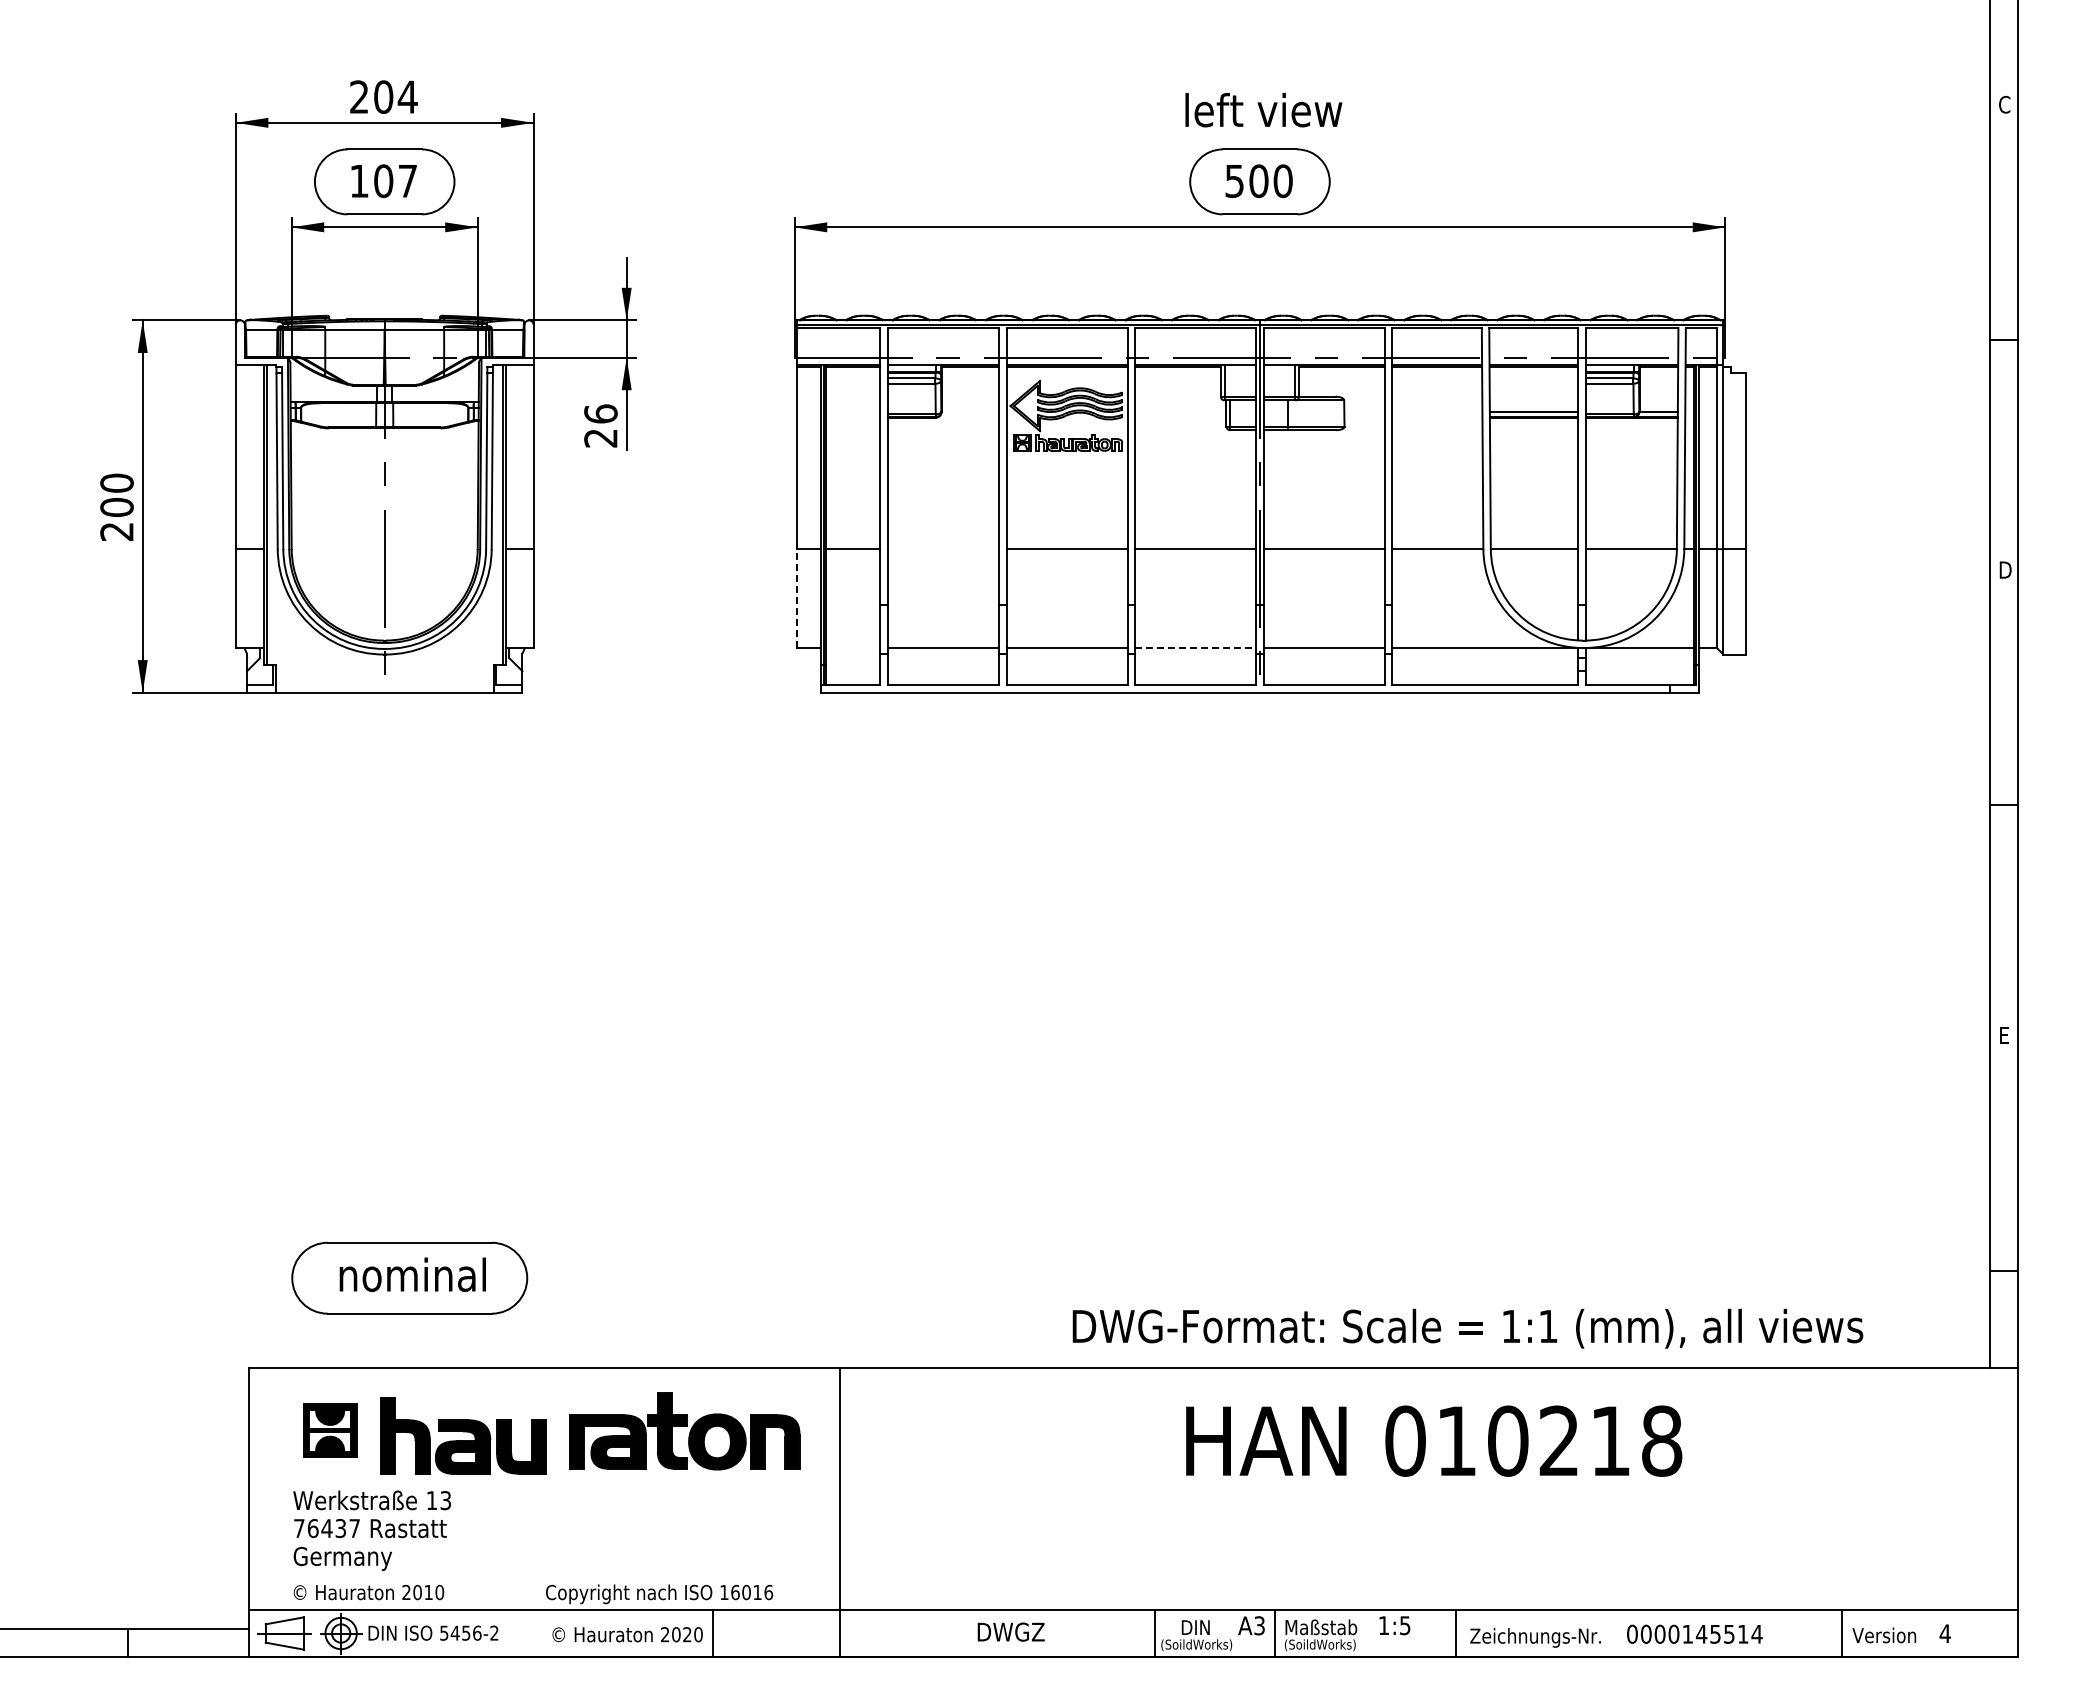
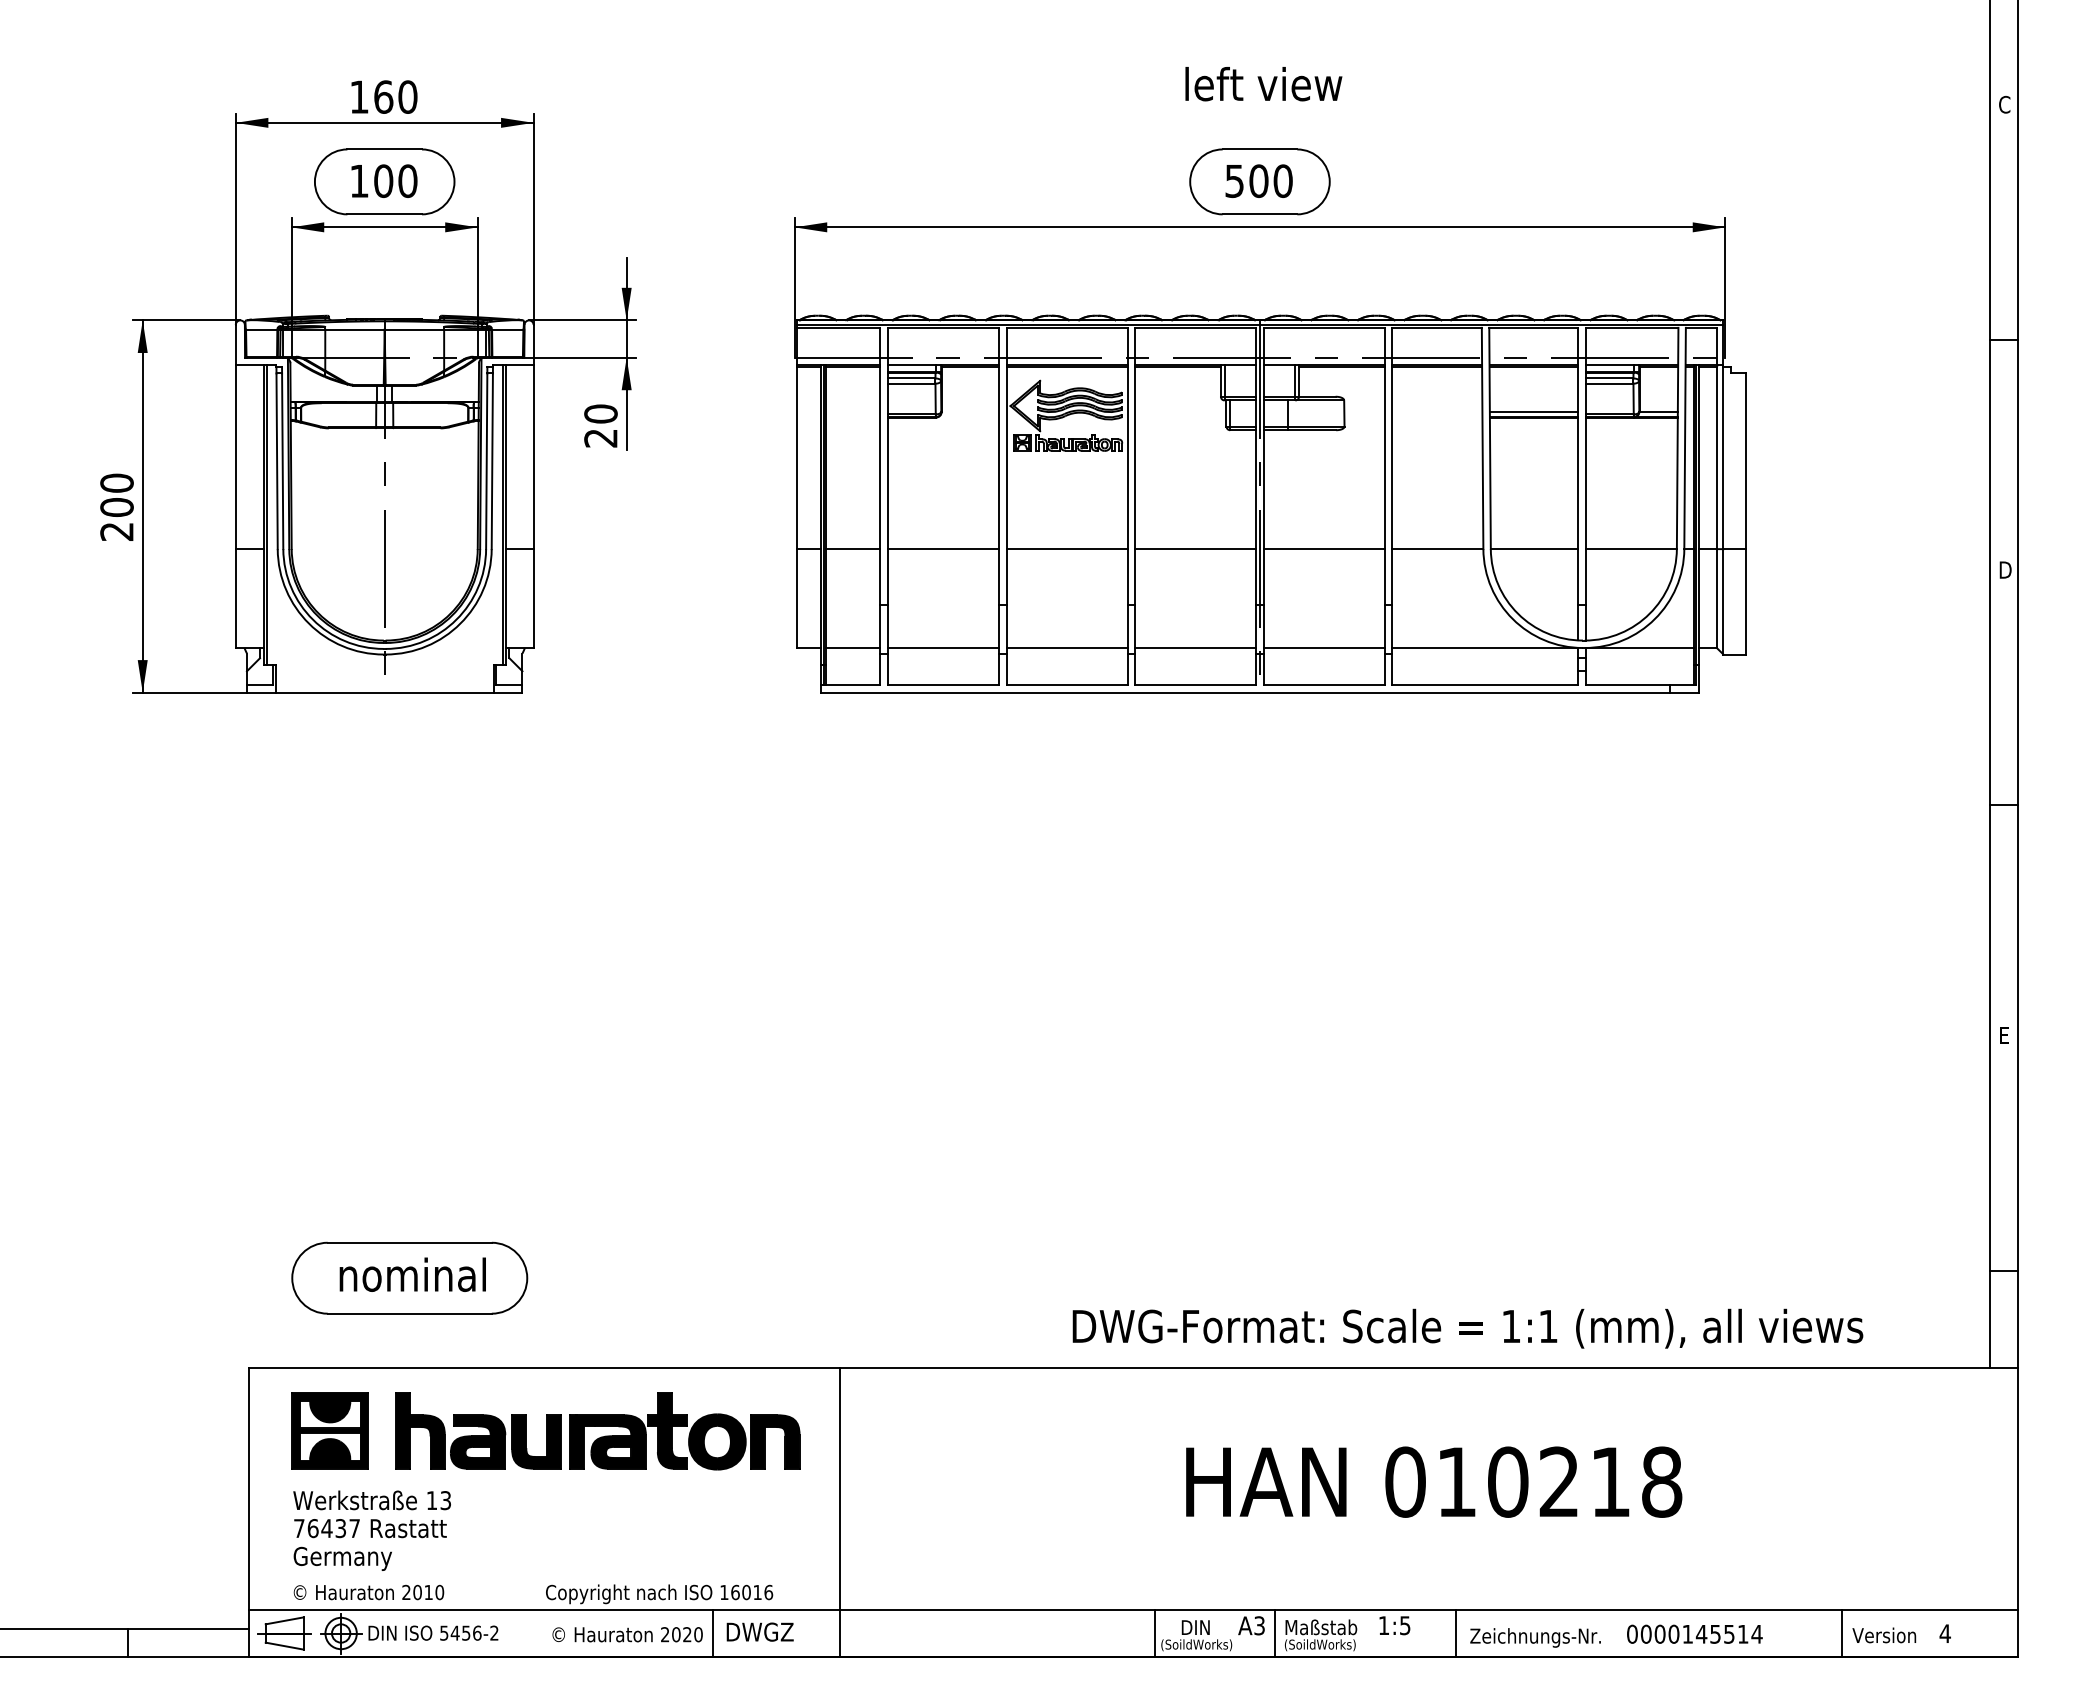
text: 204 -> 160 (383, 96)
text position: (1263, 110) -> (1263, 84) (1263, 84)
text: 107 -> 100 (407, 180)
text: 26 -> 20 (600, 413)
line: none -> present (943, 549)
line: dashed -> solid (796, 598)
line: none -> present (853, 648)
line: dashed -> solid (1196, 648)
part size: 55x55 px -> 78x78 px (329, 1430)
part position: (463, 1435) -> (478, 1430) (478, 1430)
text position: (1434, 1440) -> (1434, 1481) (1434, 1481)
text position: (1010, 1631) -> (759, 1631) (759, 1631)
